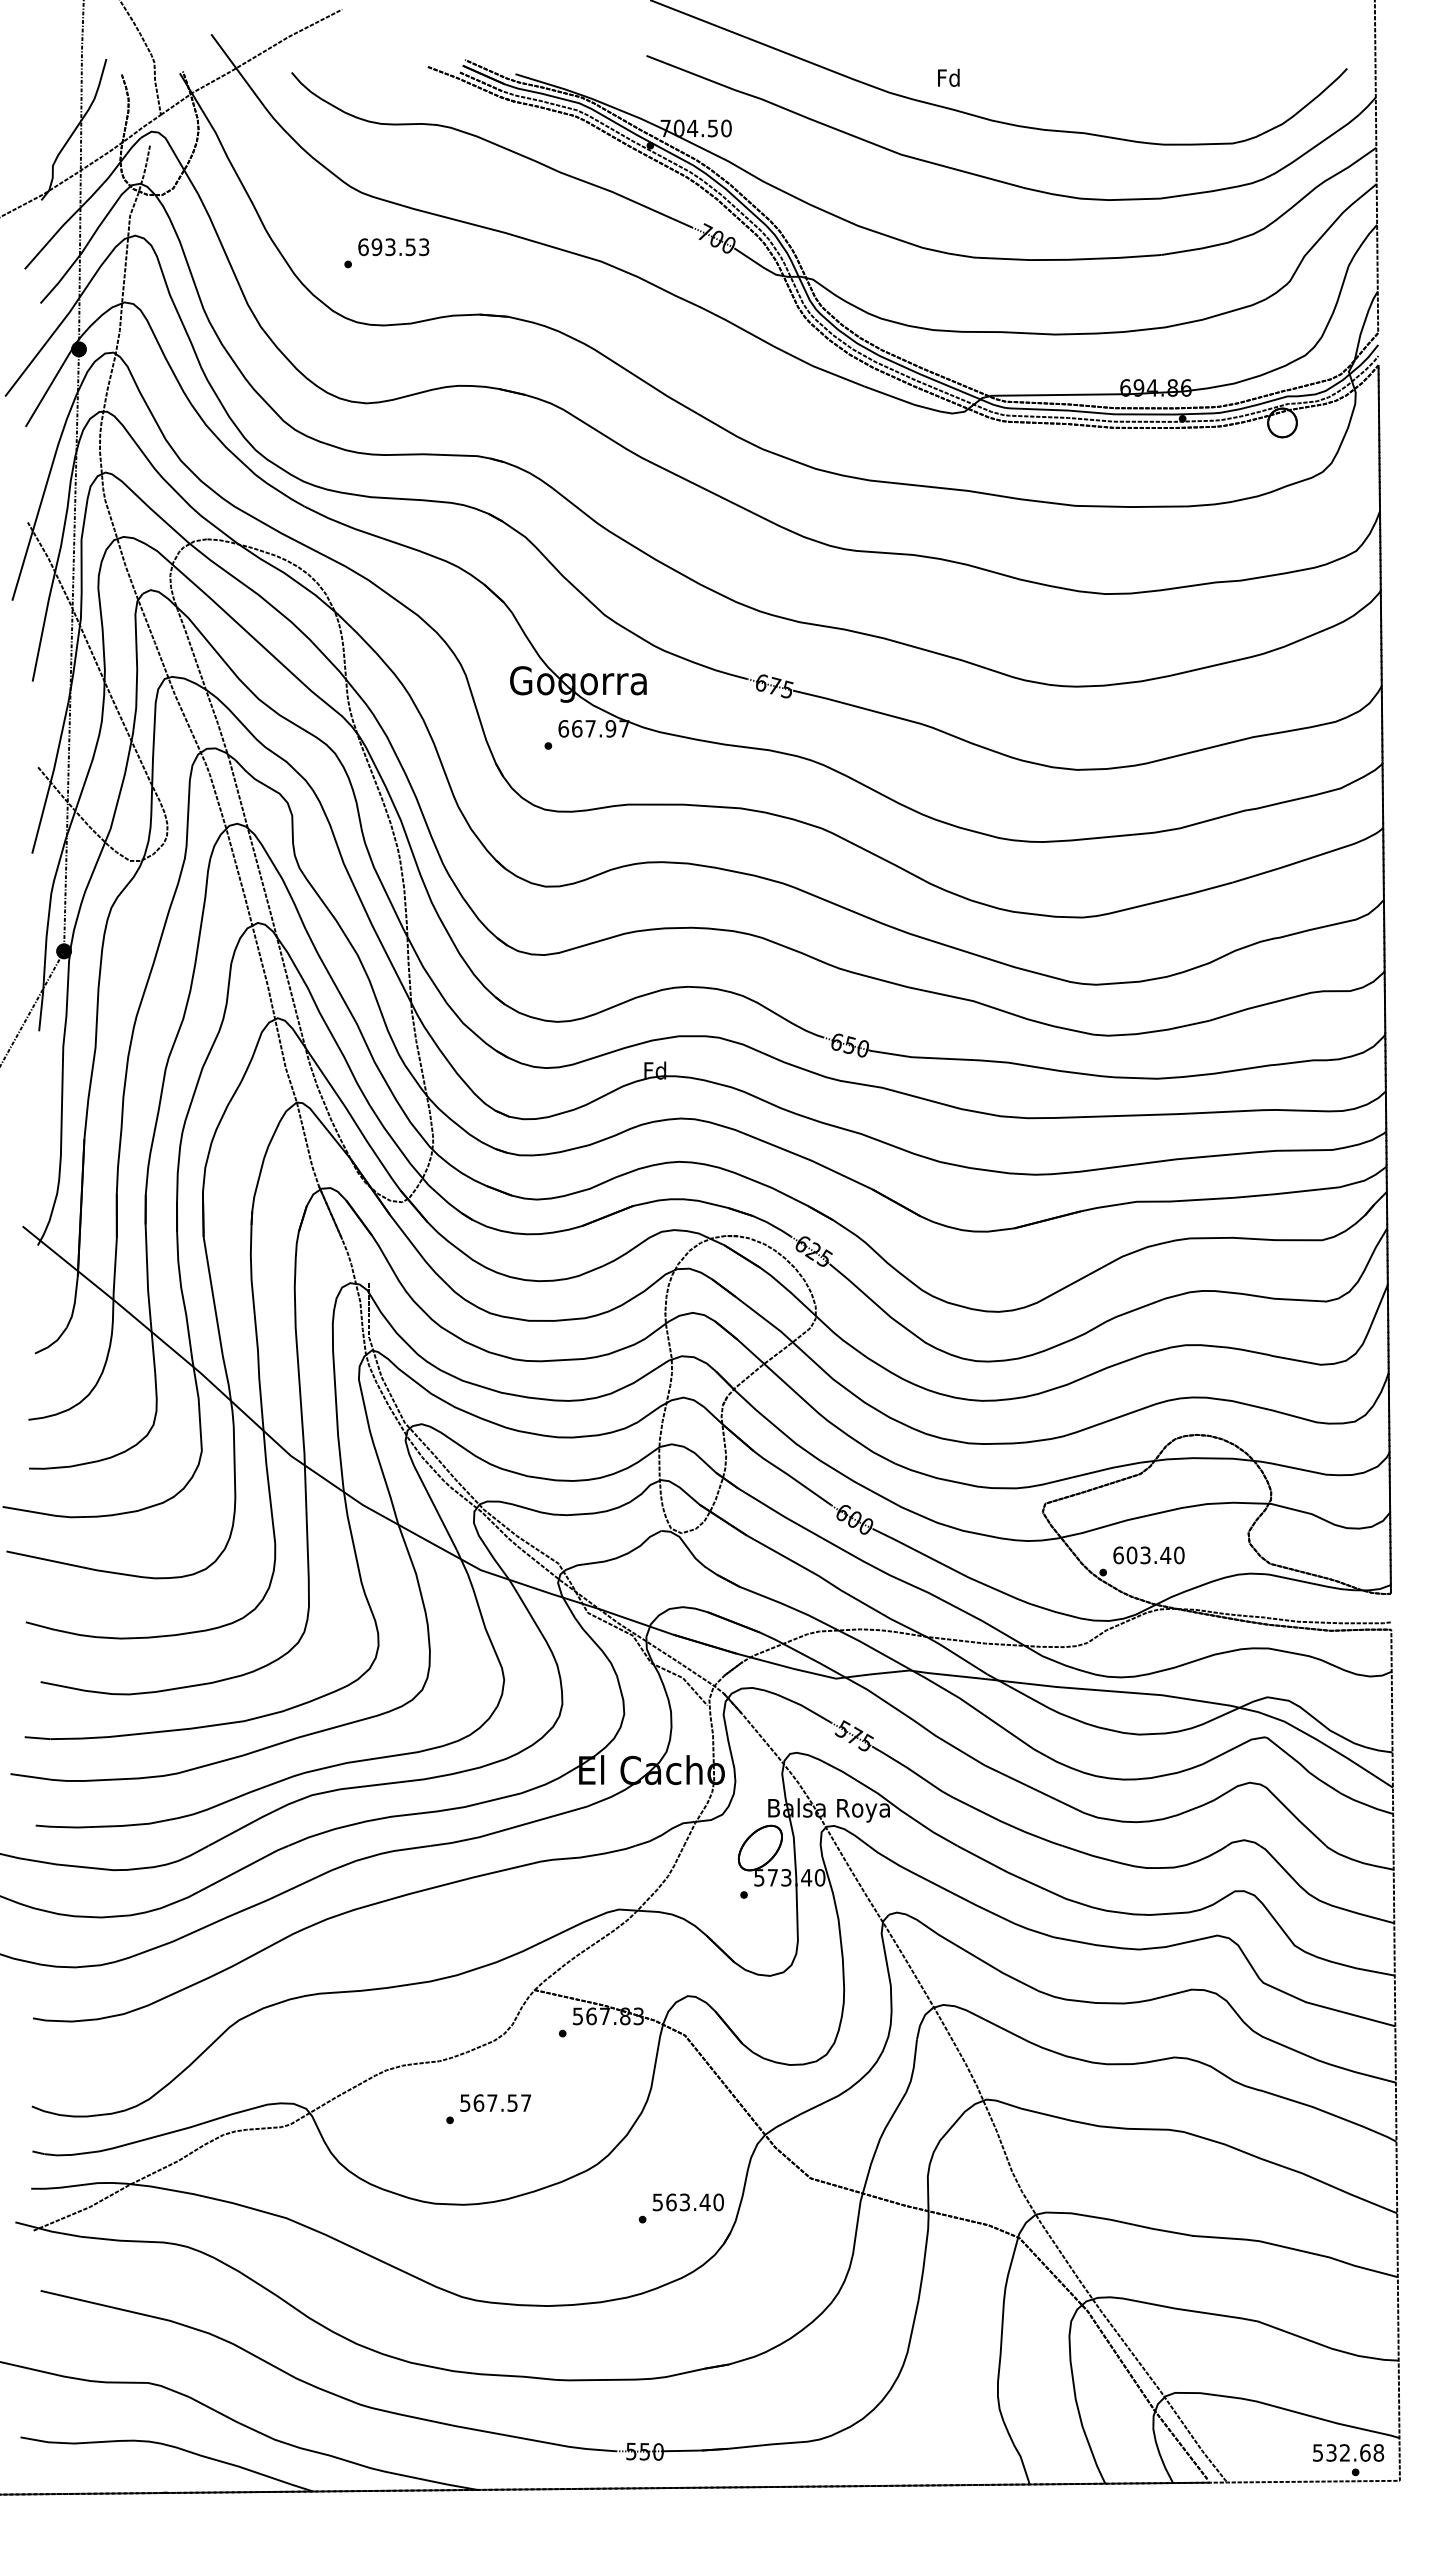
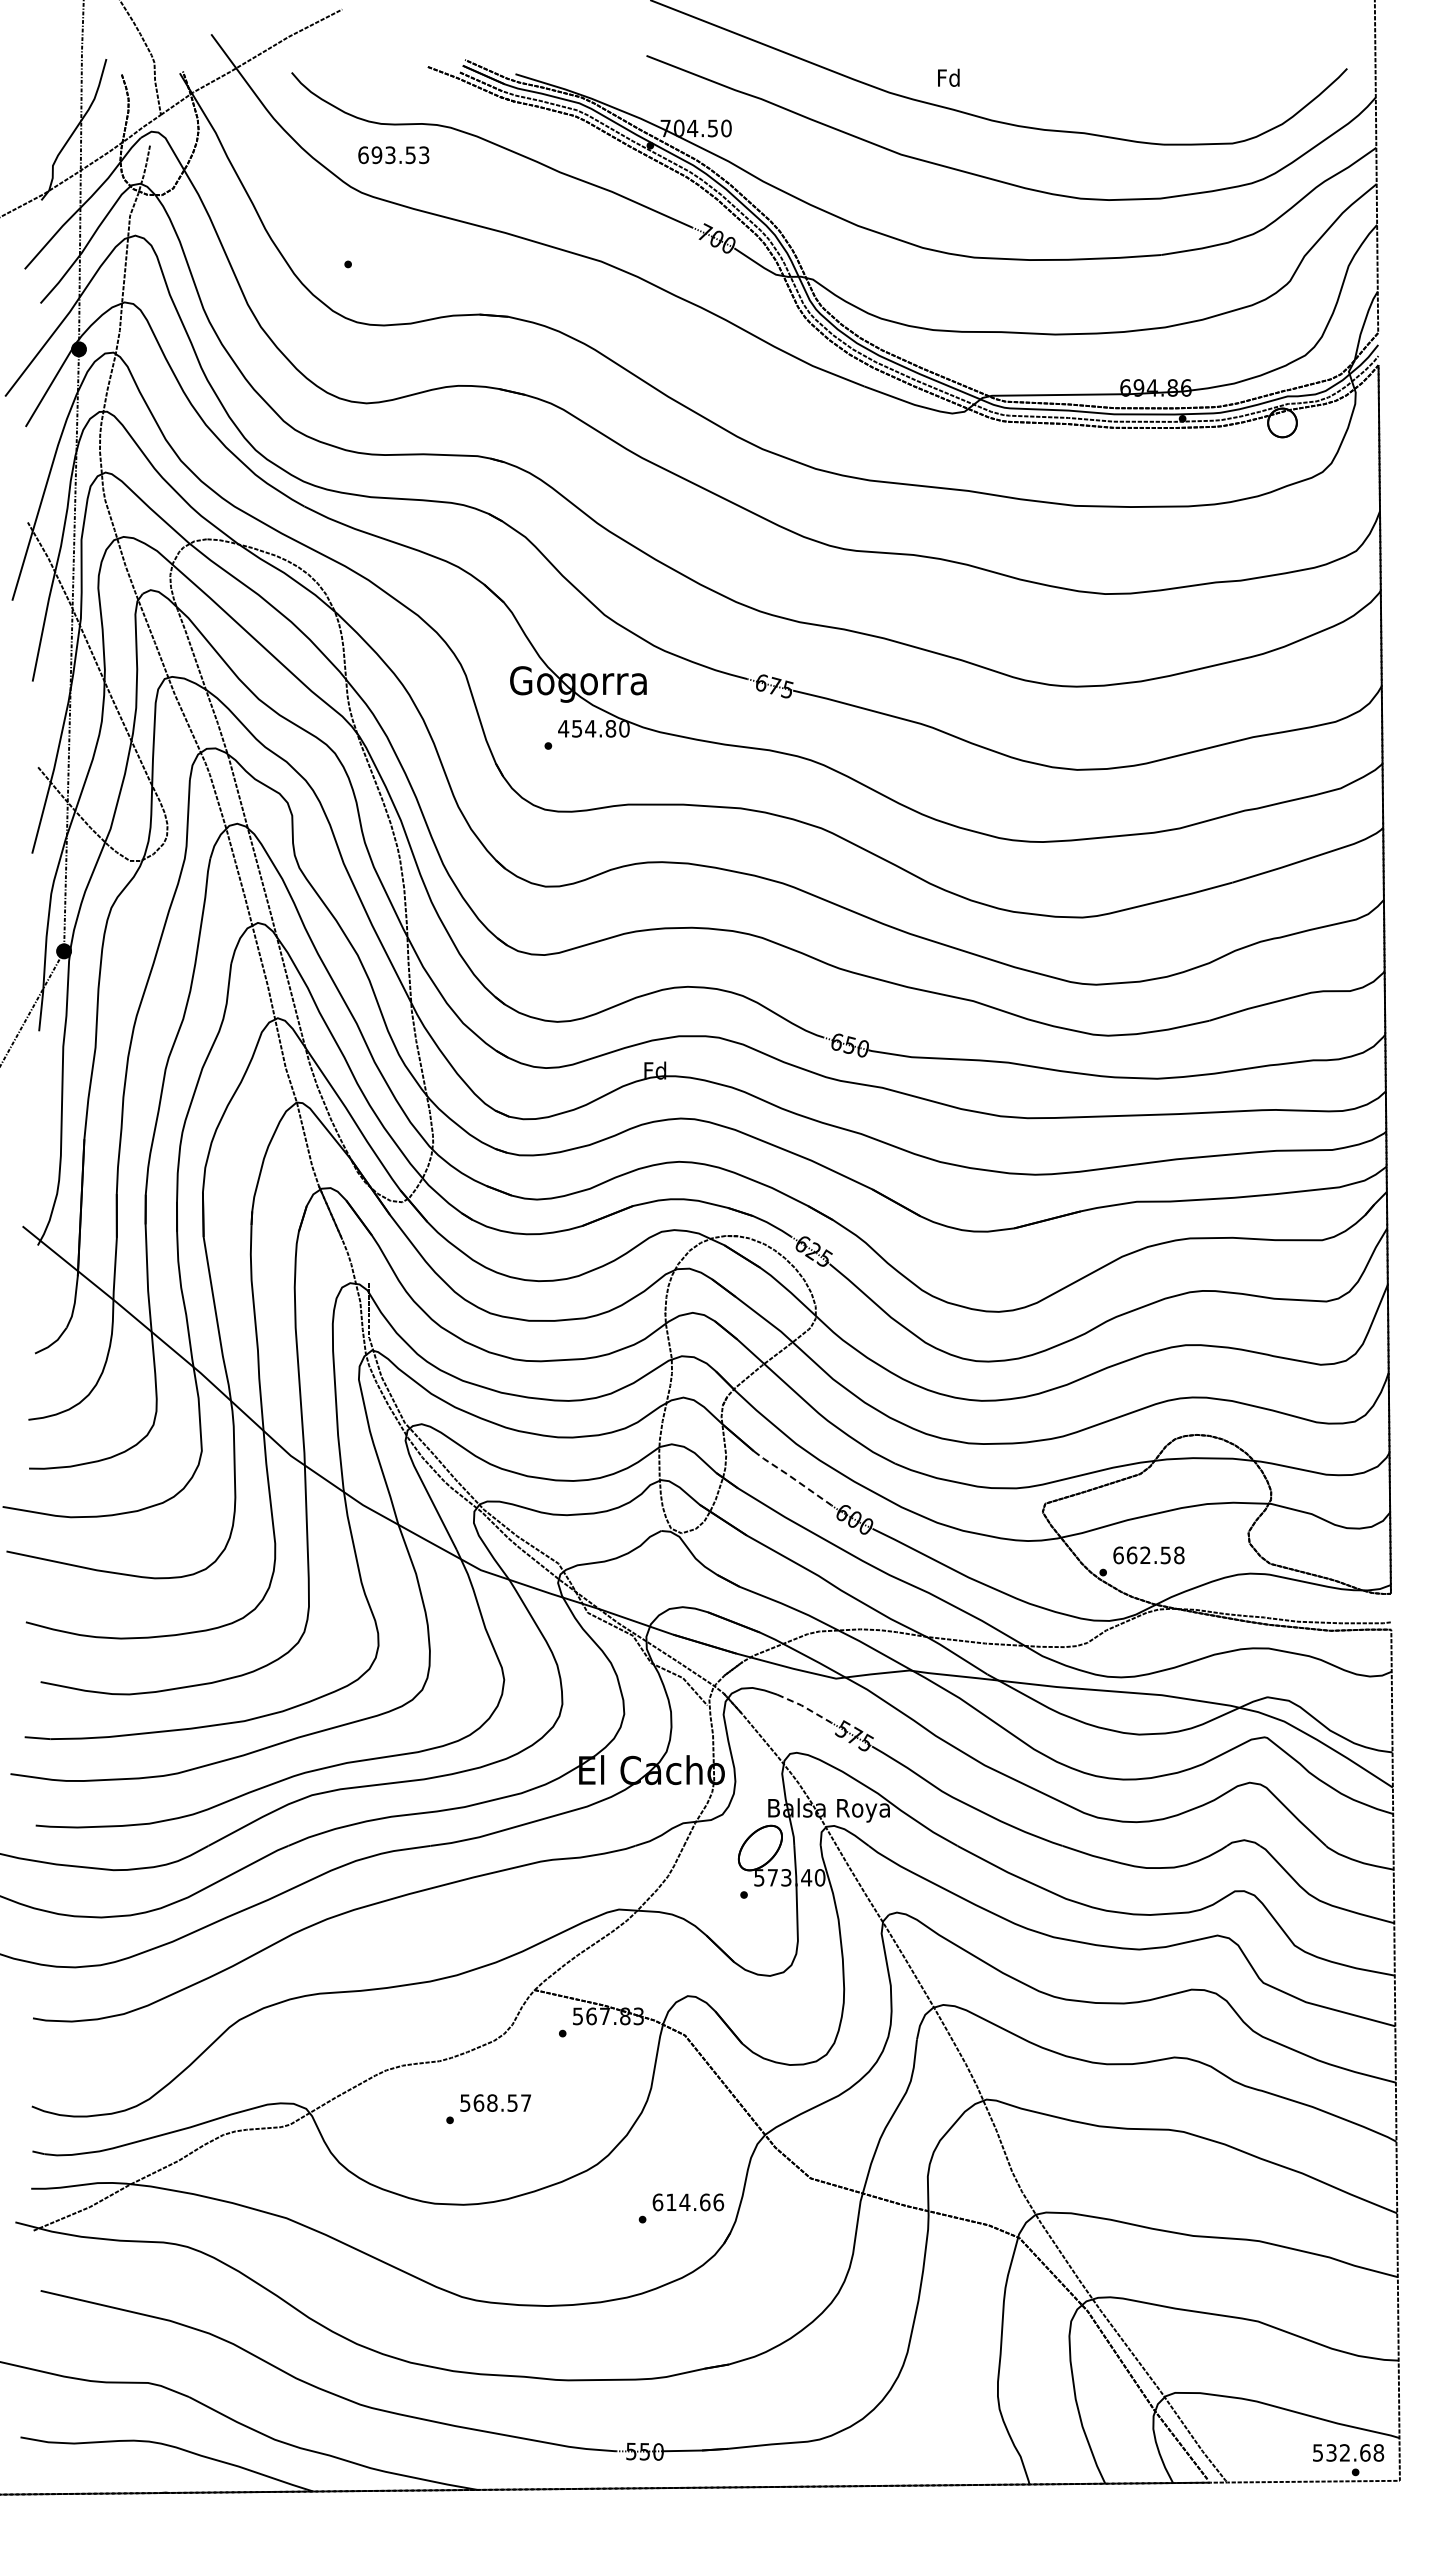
text position: (393, 247) -> (393, 155) (393, 155)
text: 667.97 -> 454.80 (593, 728)
line: solid -> dashed (792, 1477)
text: 603.40 -> 662.58 (1155, 1555)
line: solid -> dashed (804, 1707)
text: 567.57 -> 568.57 (492, 2102)
text: 563.40 -> 614.66 (688, 2202)
